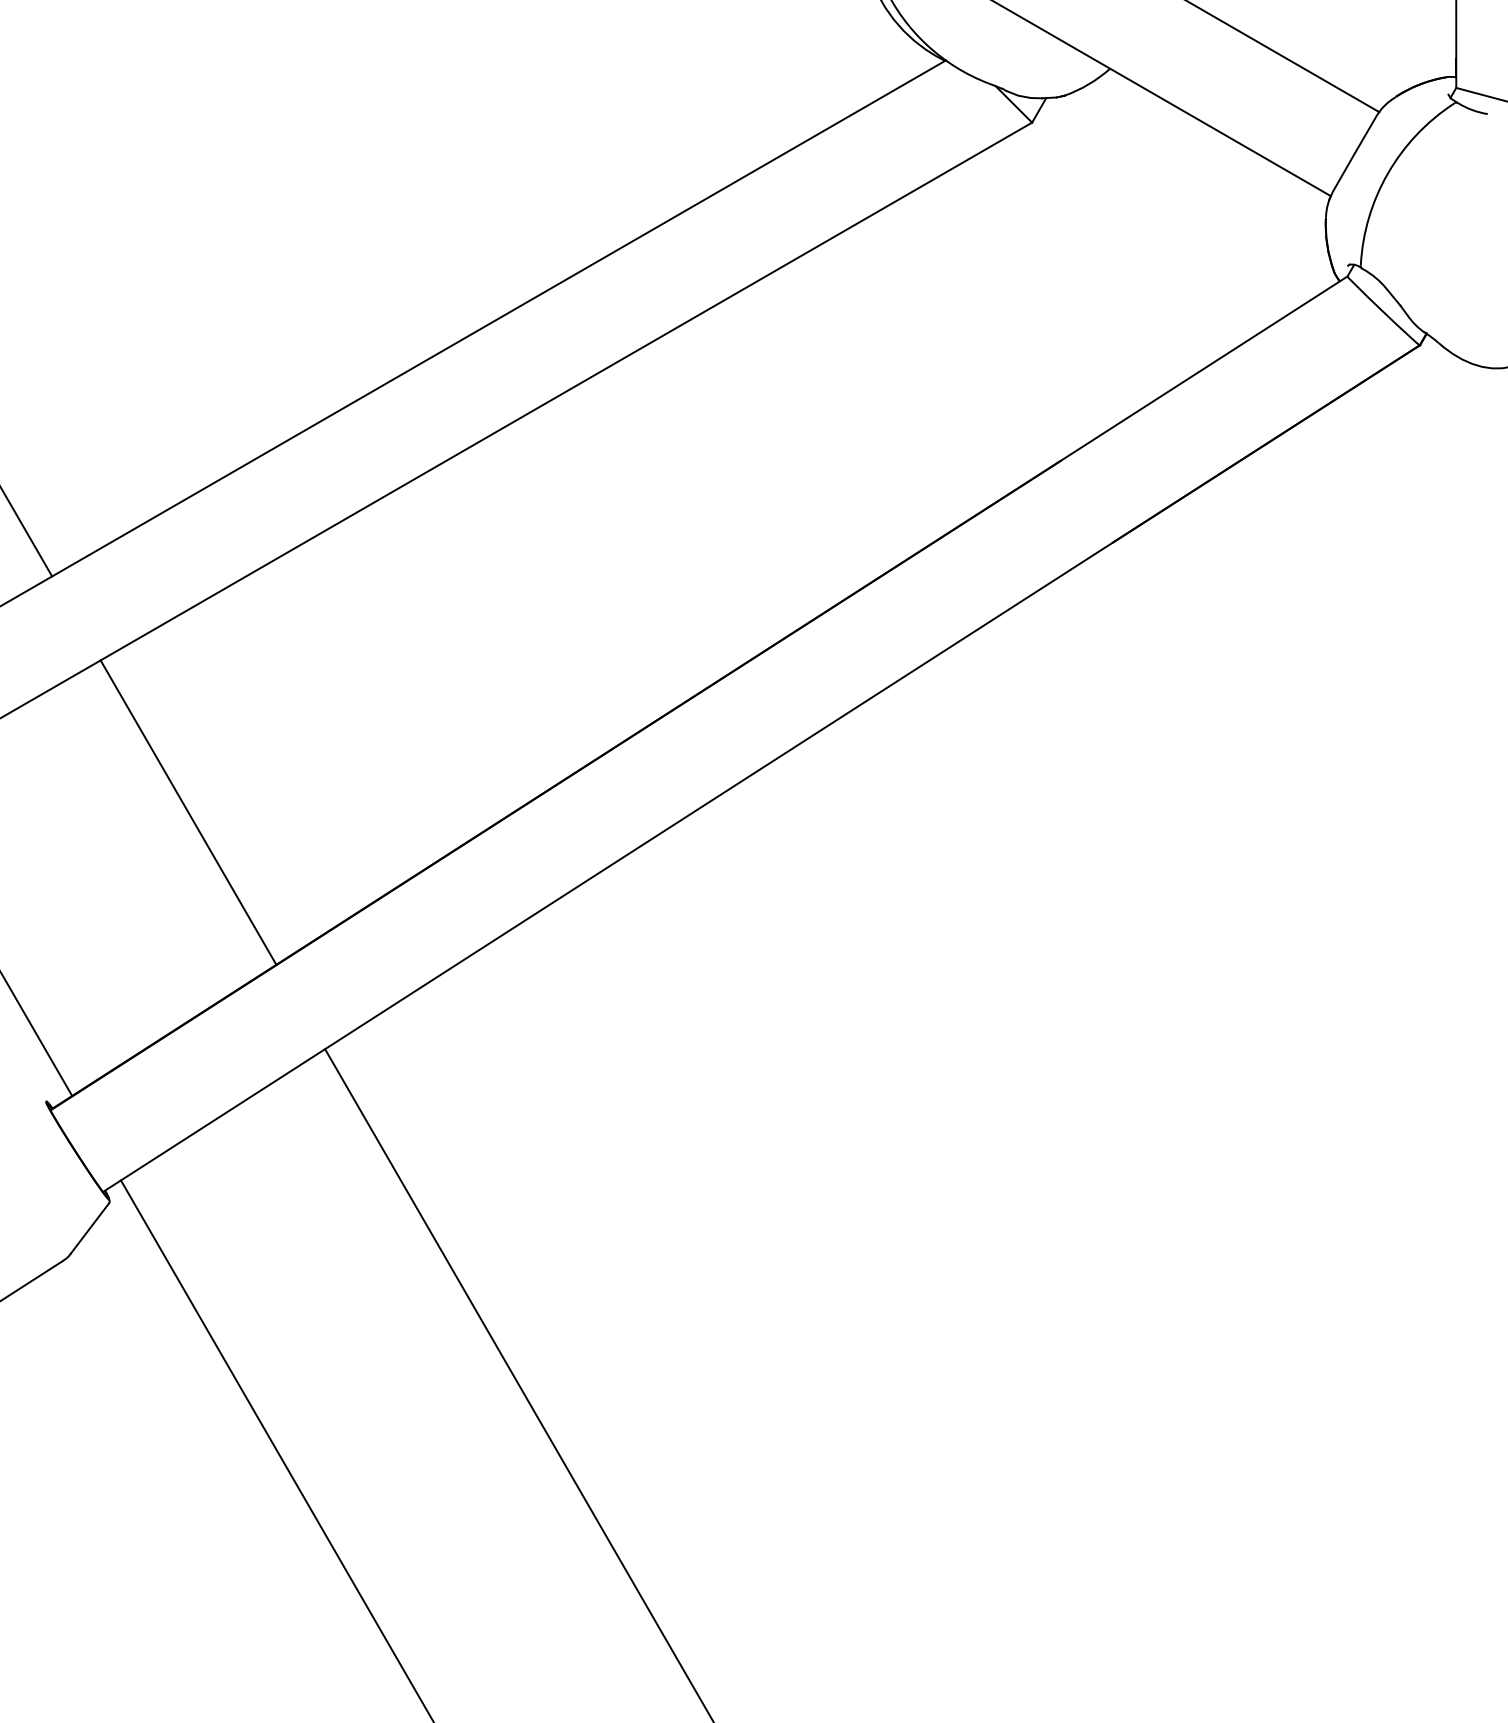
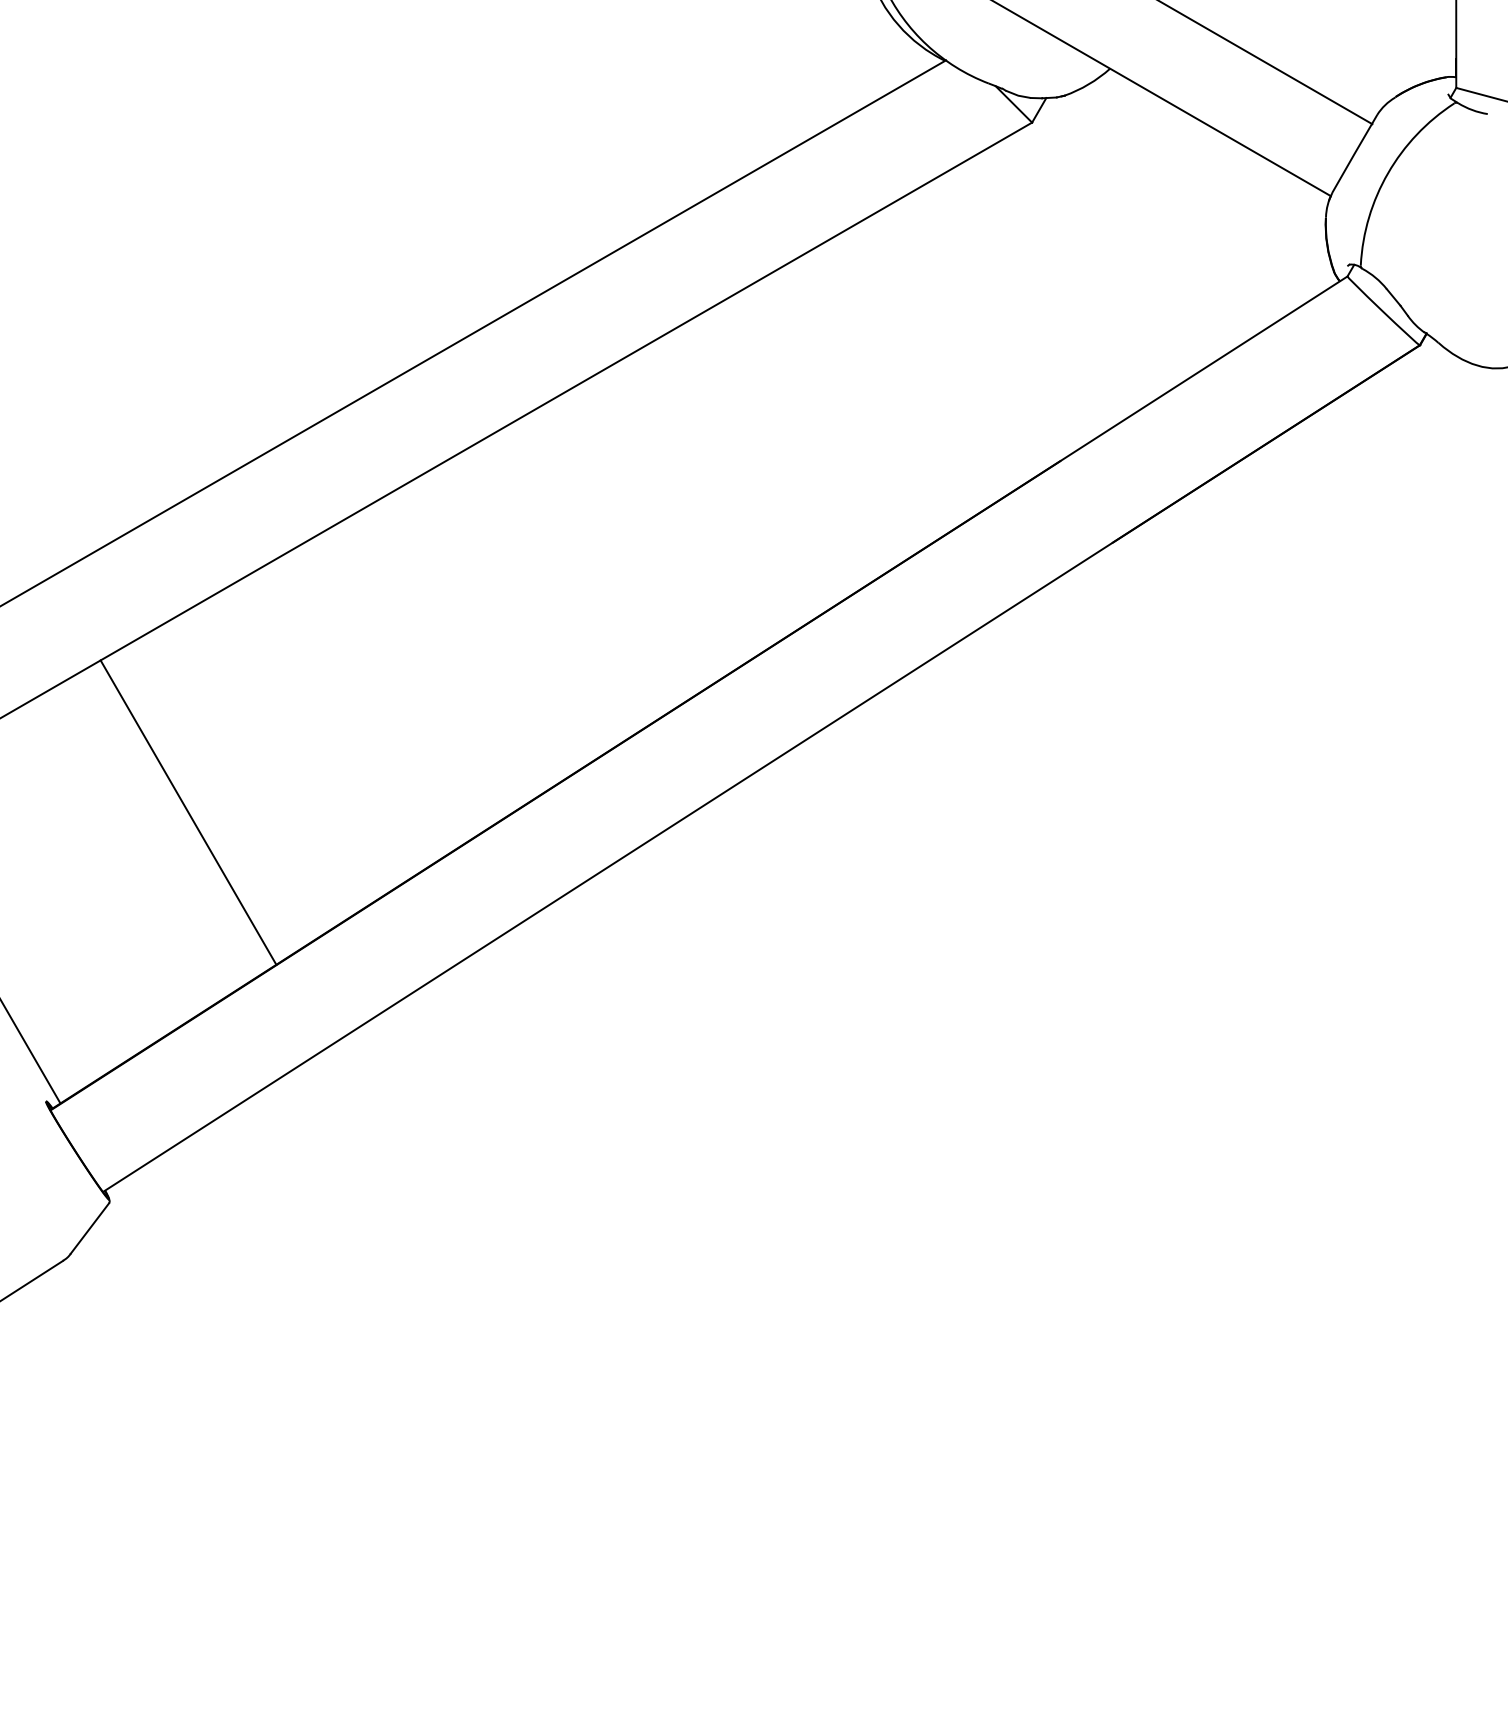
line position: (1283, 57) -> (1266, 63) (1266, 63)
line: present -> none (27, 532)
line position: (37, 1034) -> (31, 1052) (31, 1052)
line: present -> none (518, 1384)
line: present -> none (276, 1449)
